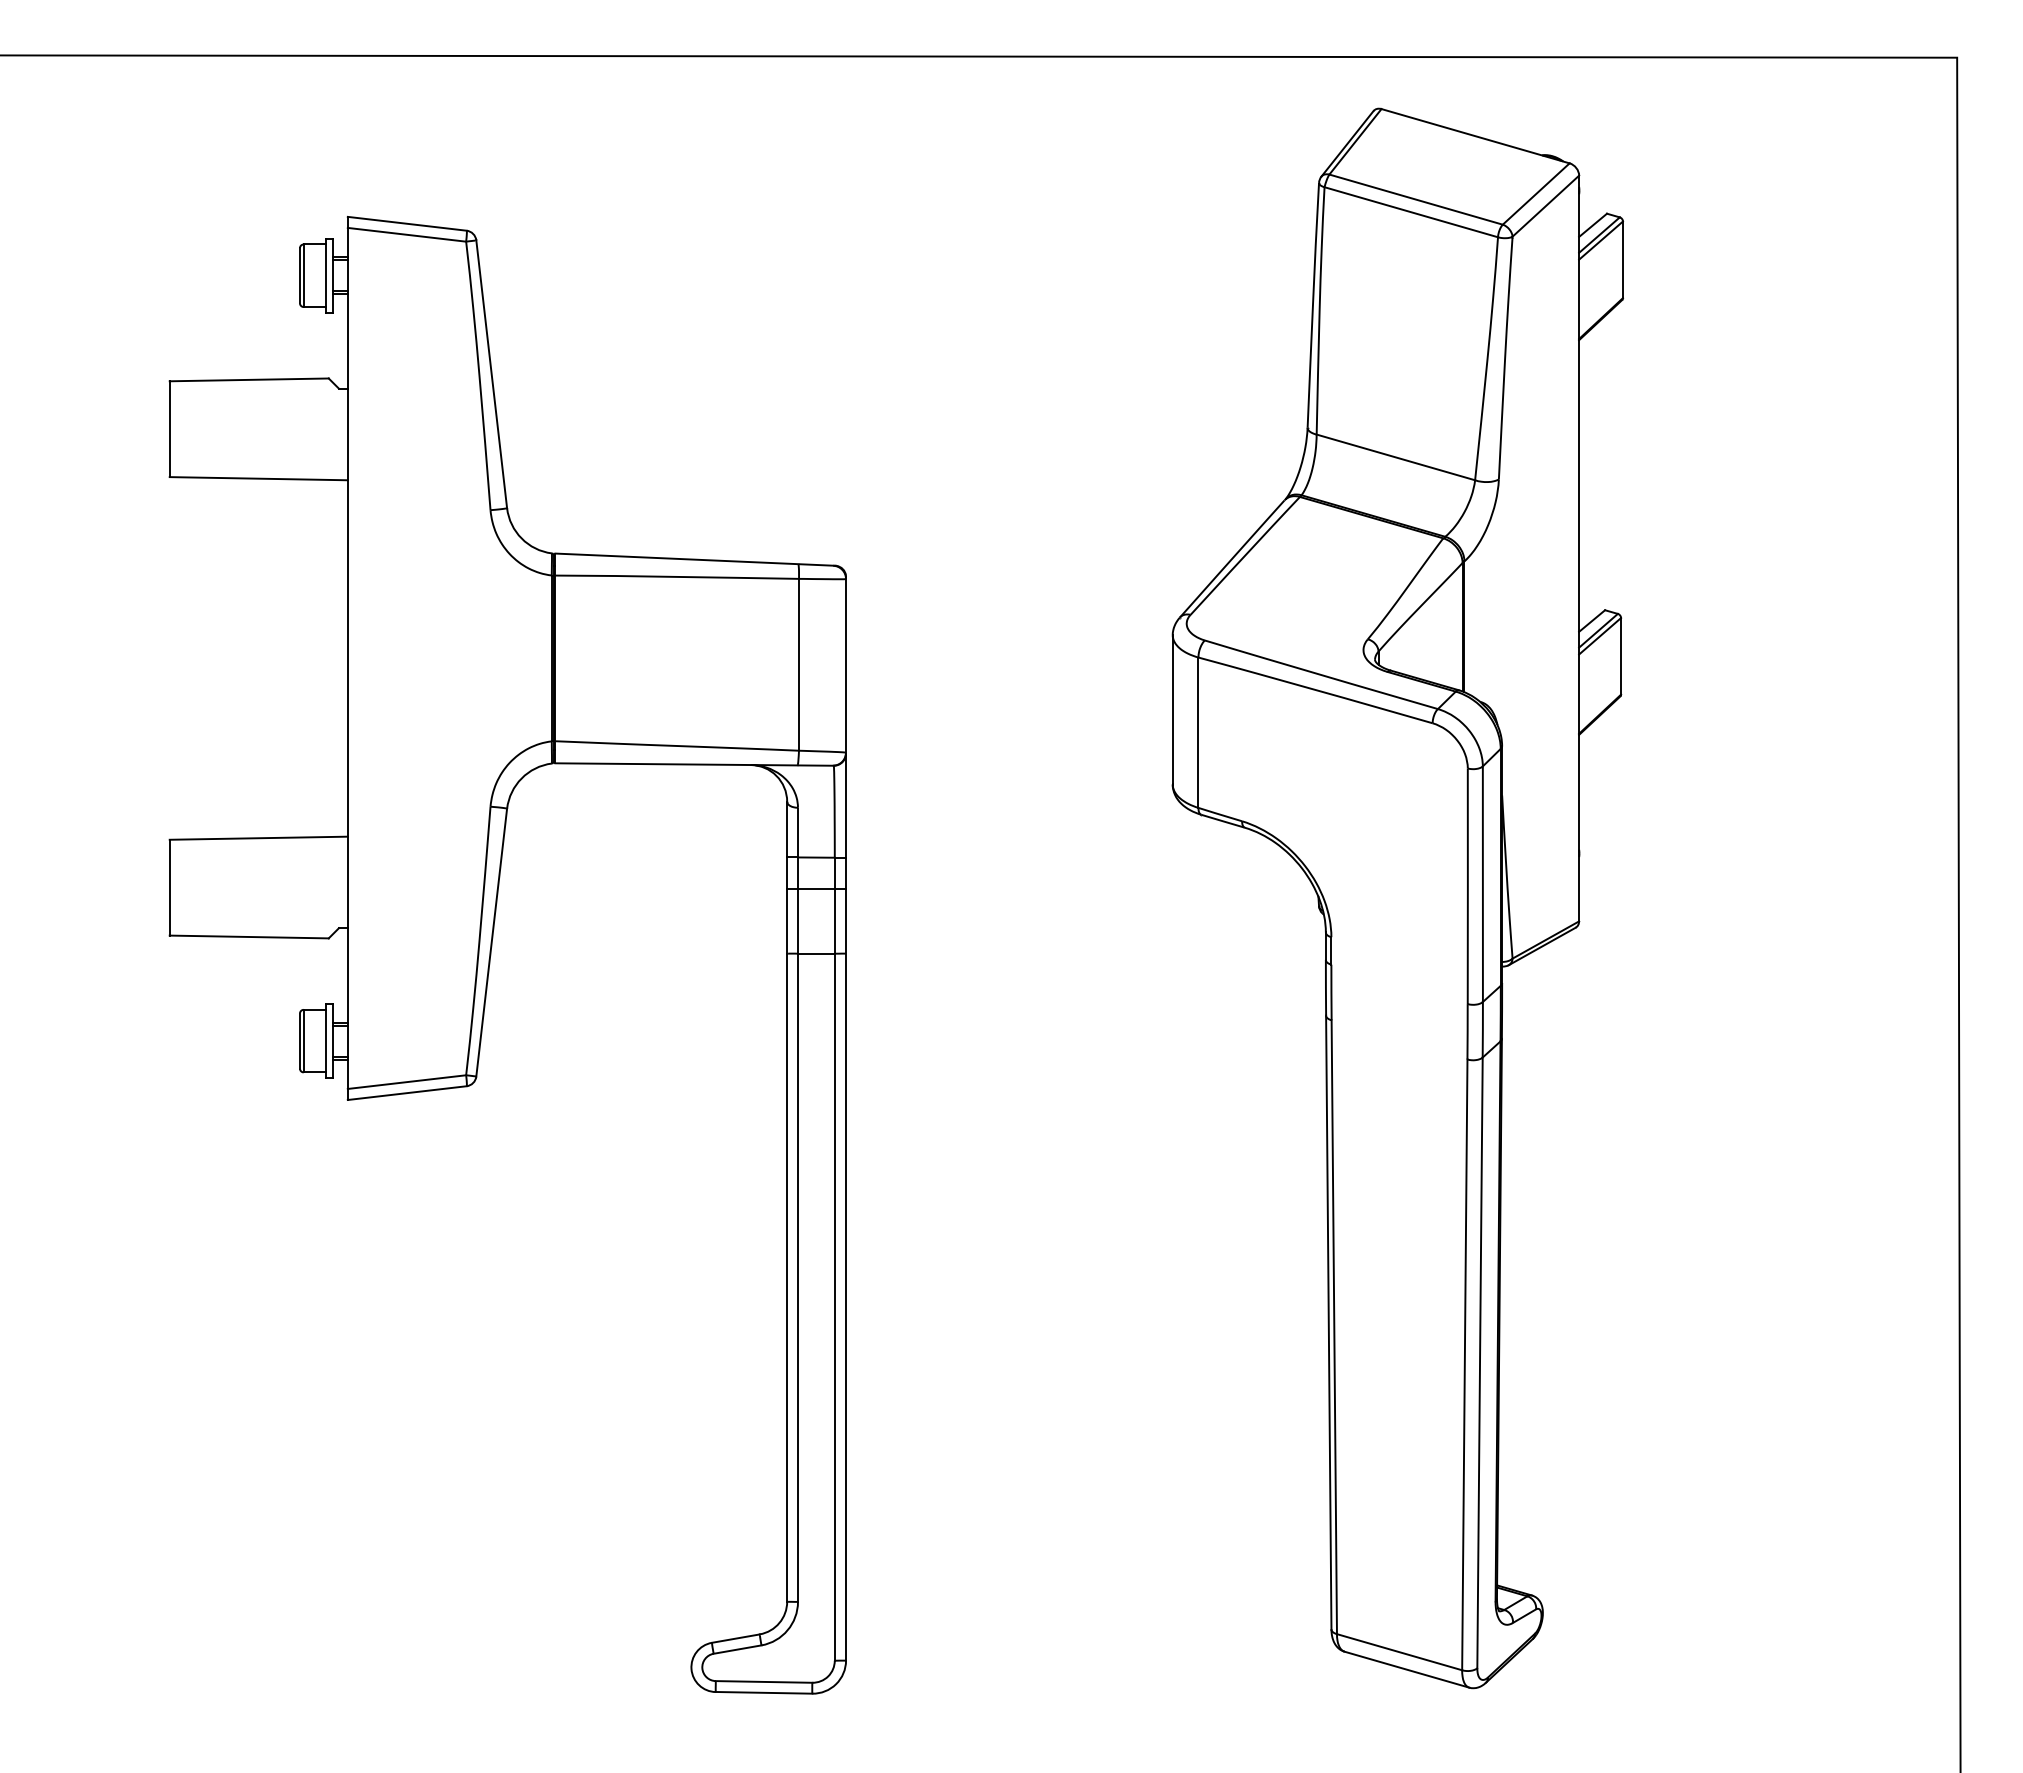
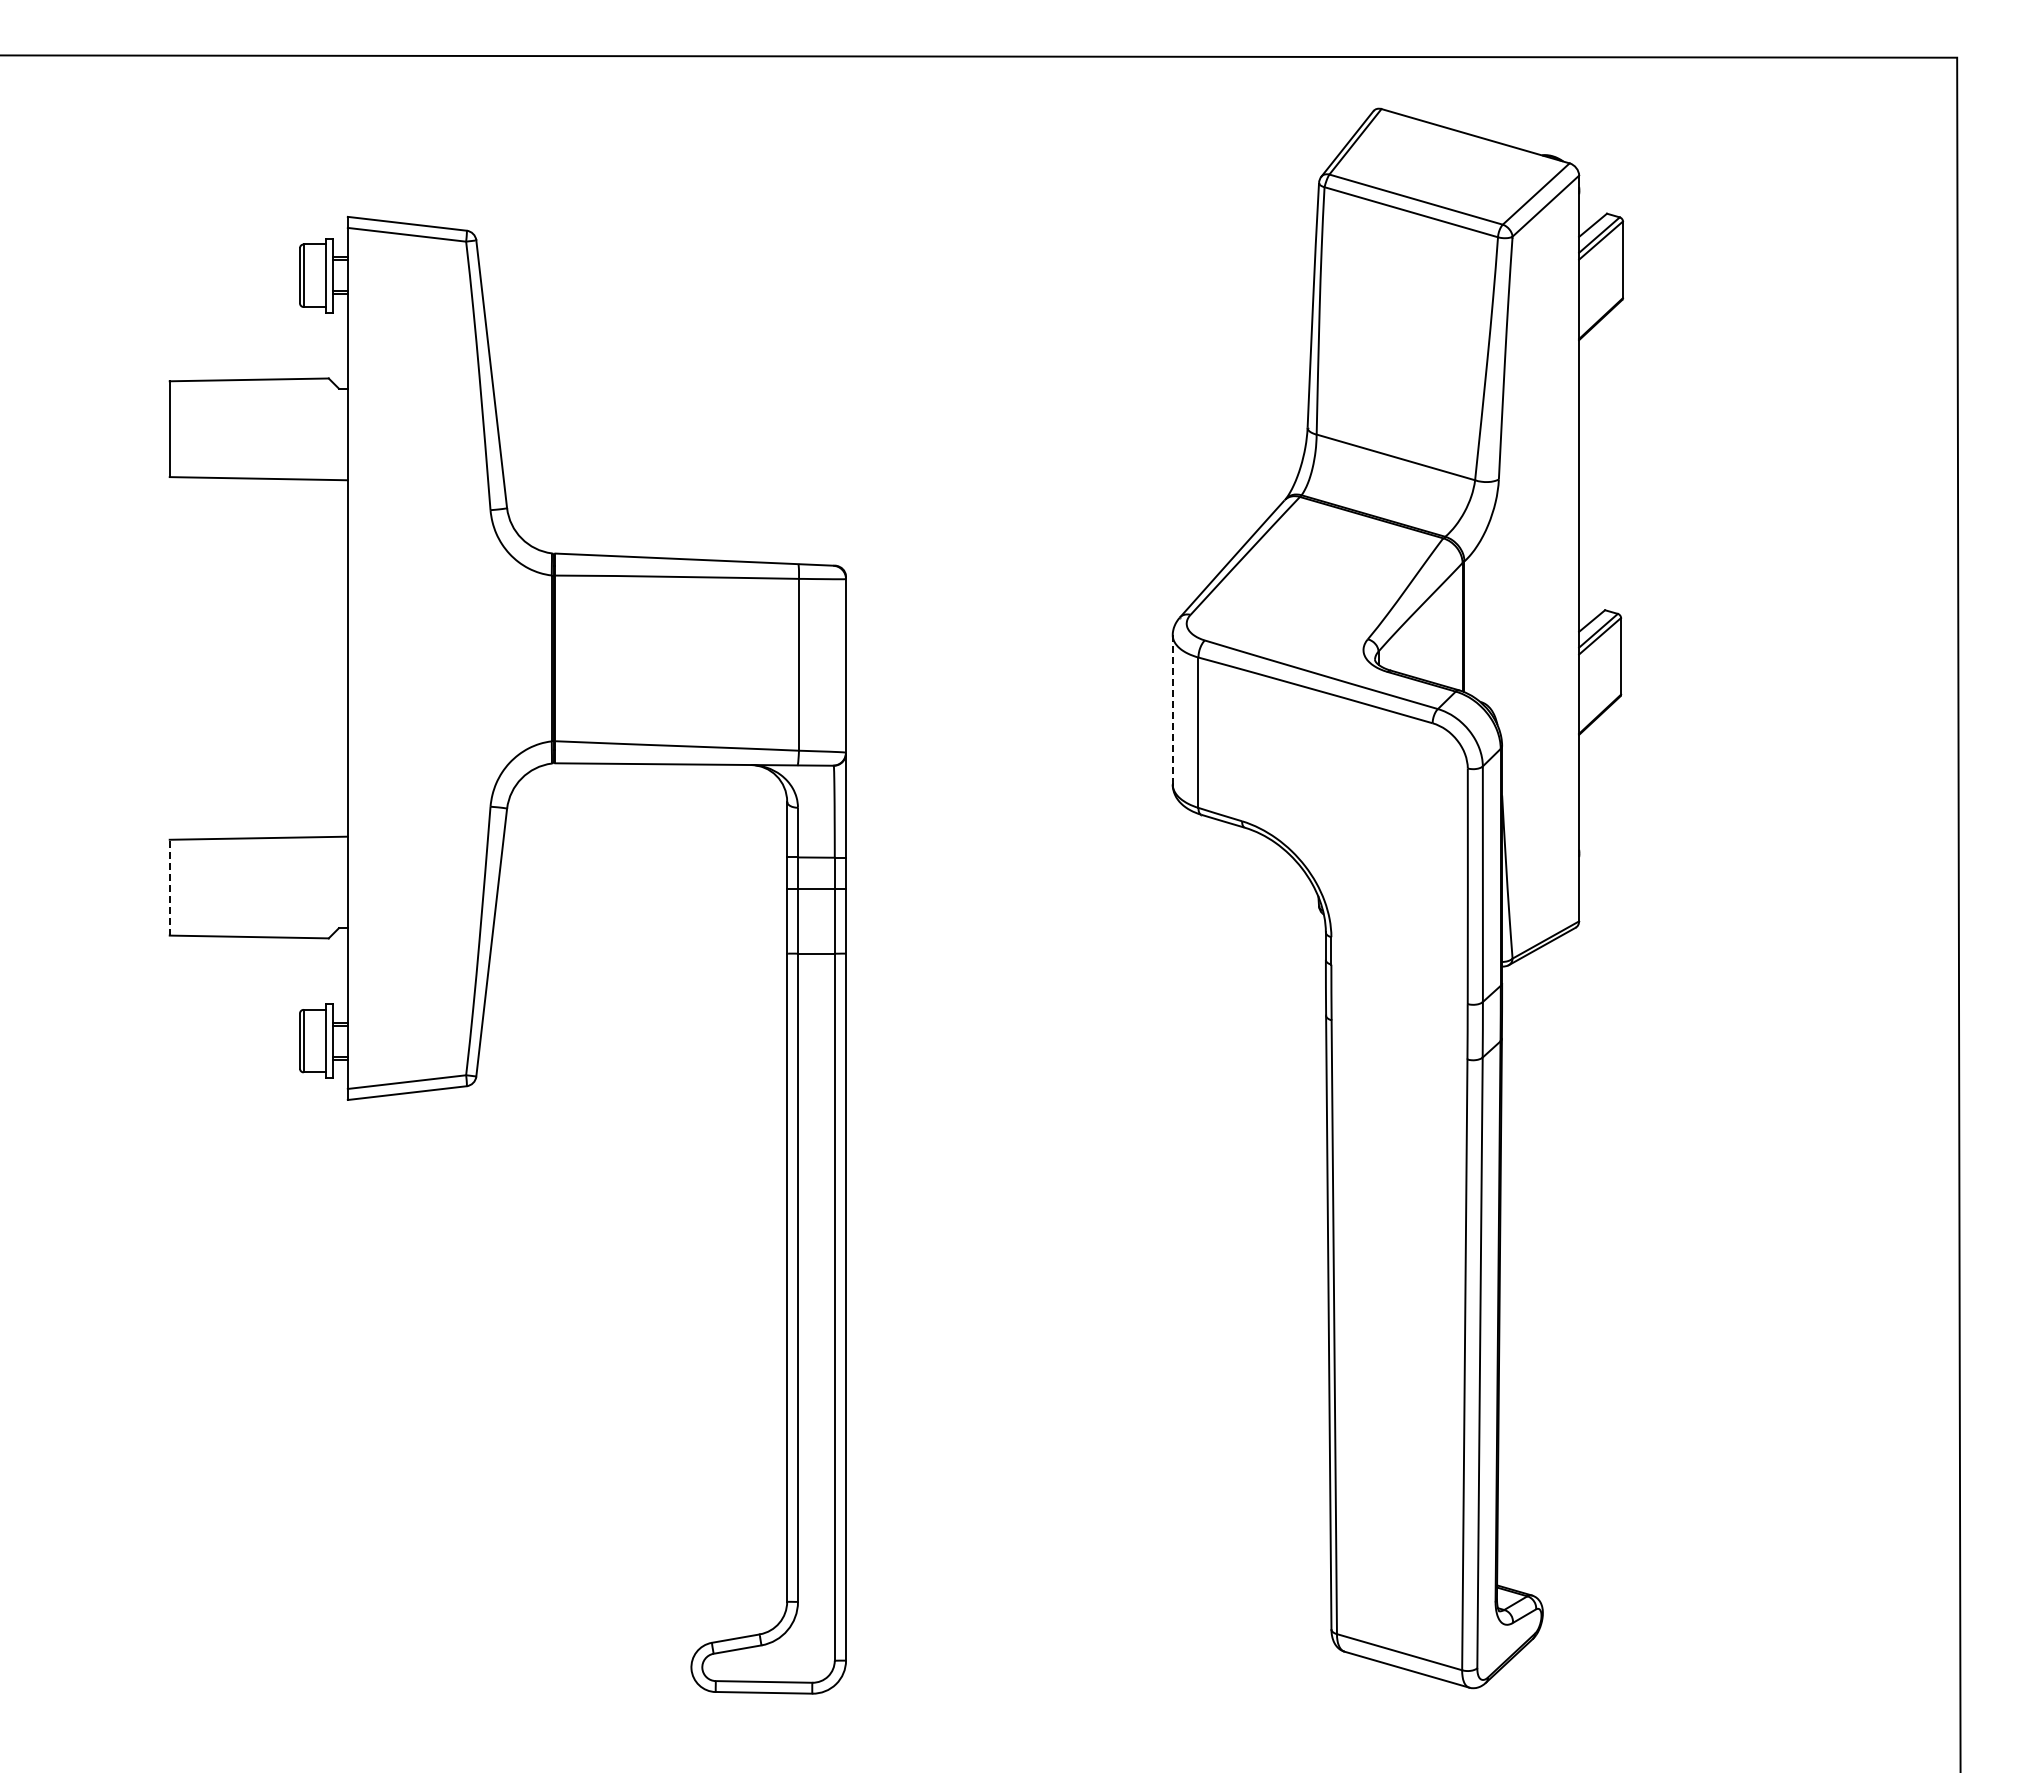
line: solid -> dashed (1172, 709)
line: solid -> dashed (169, 887)
